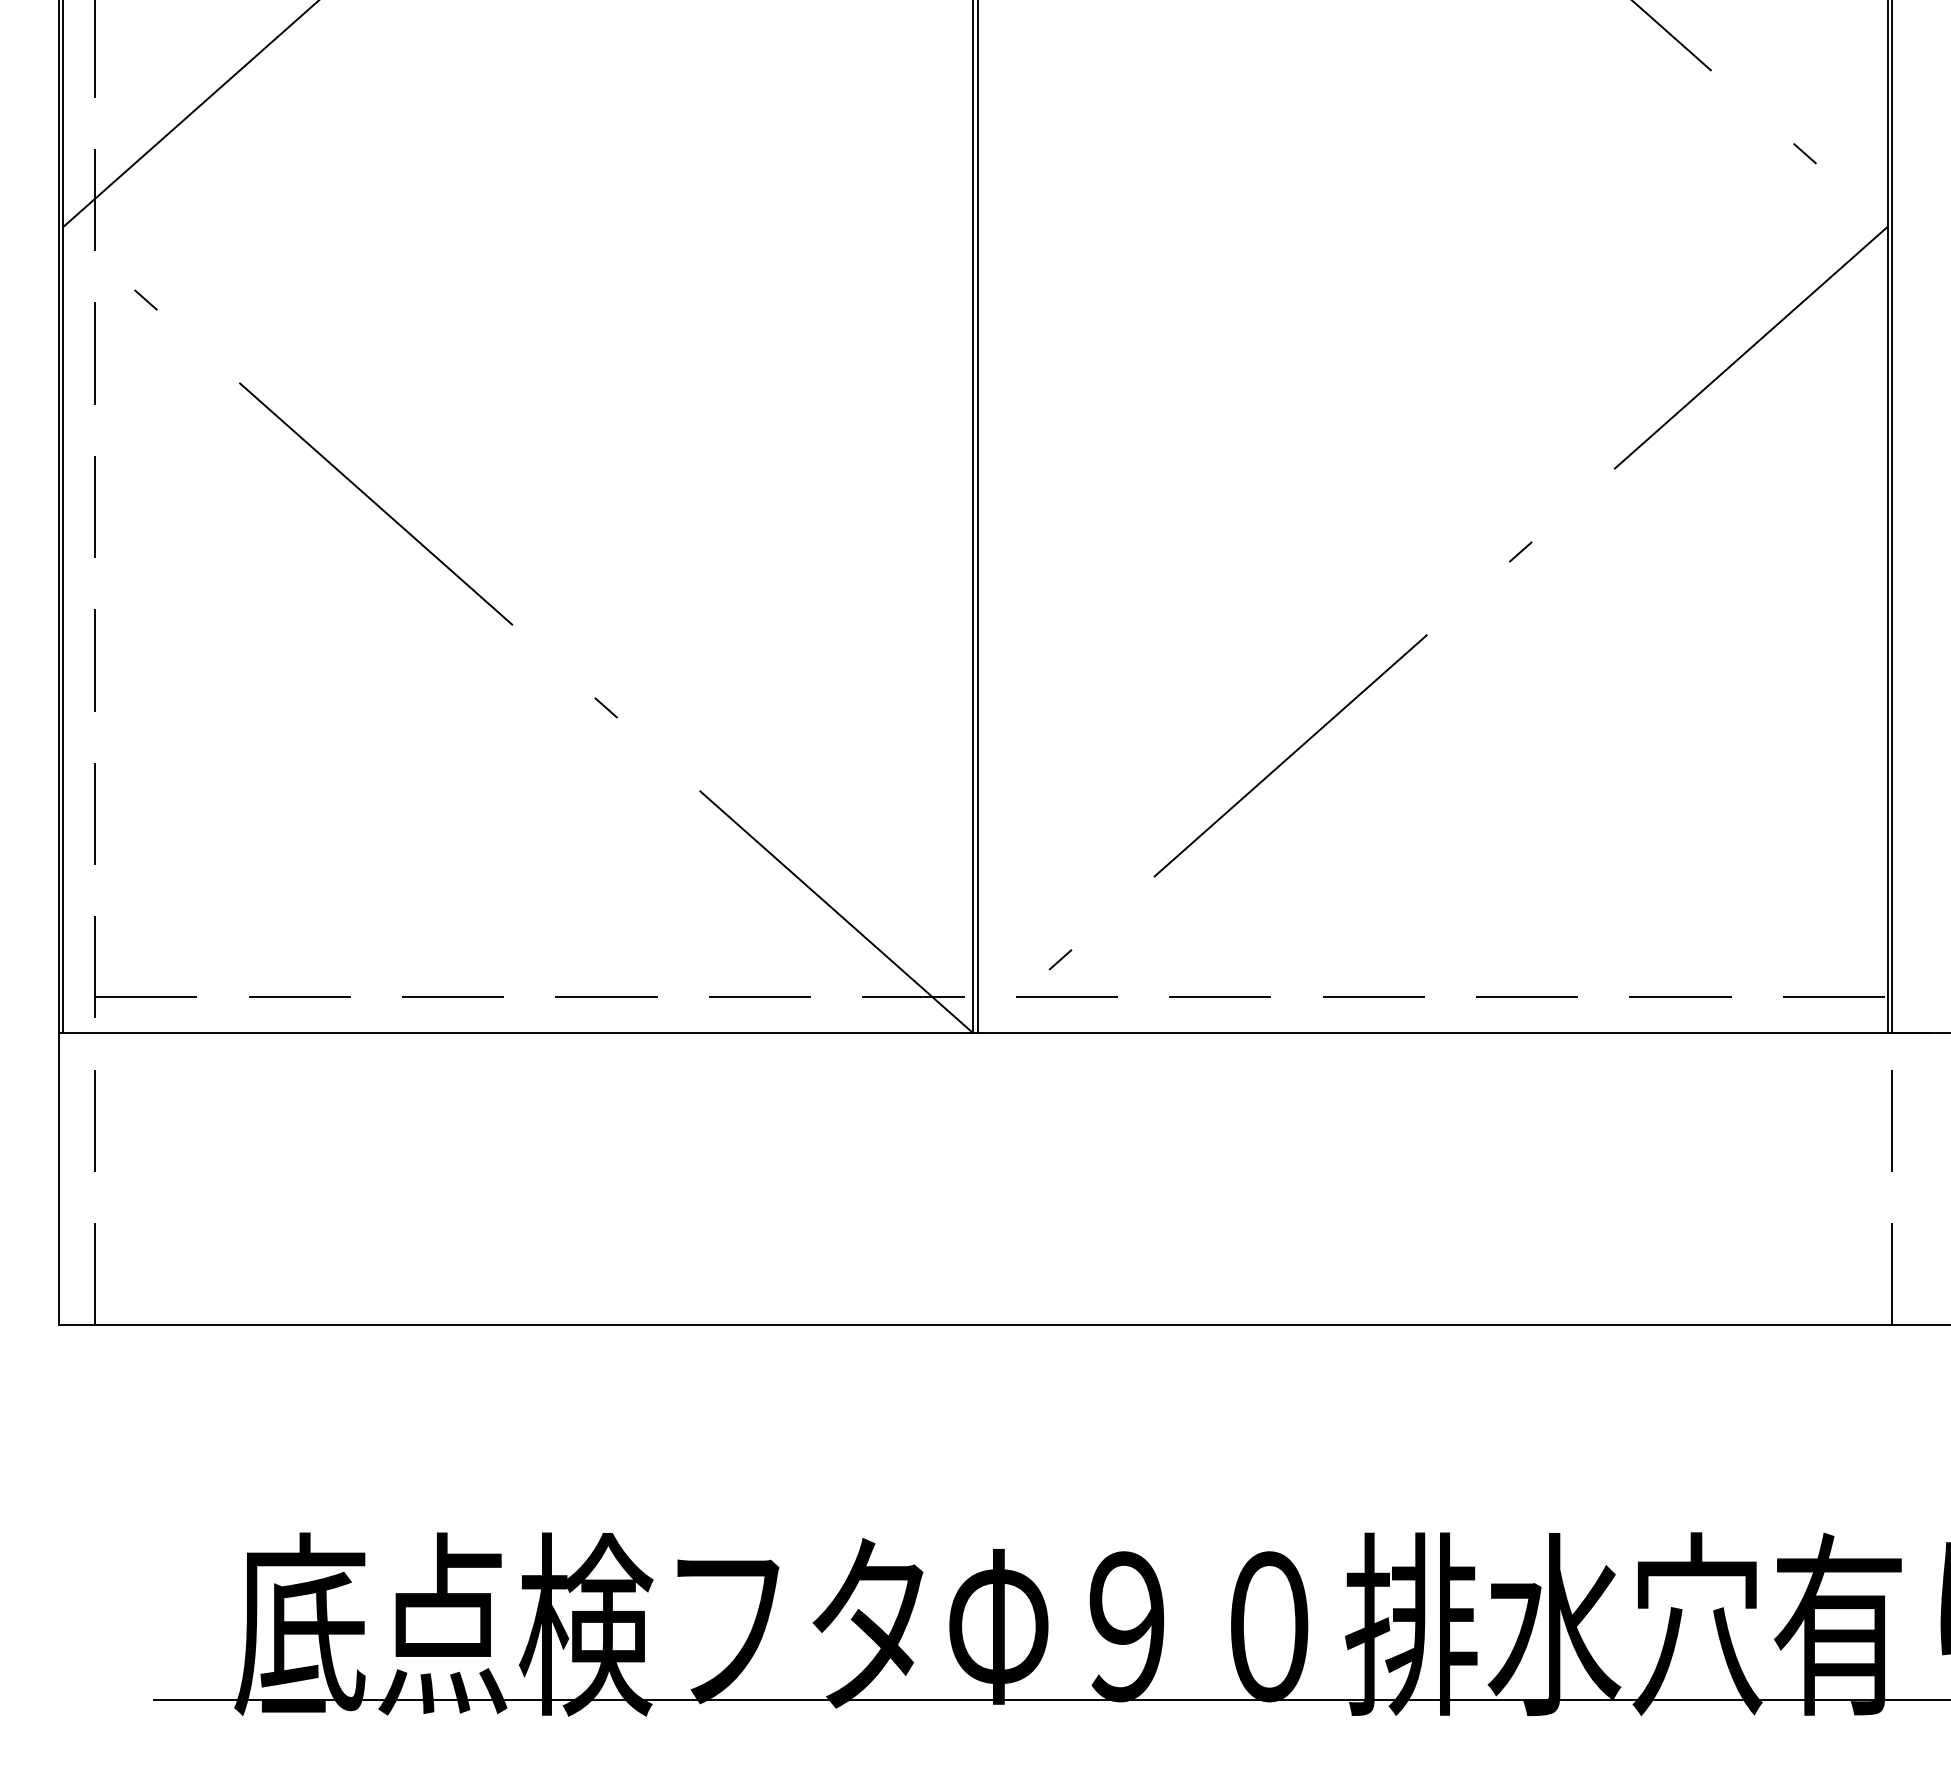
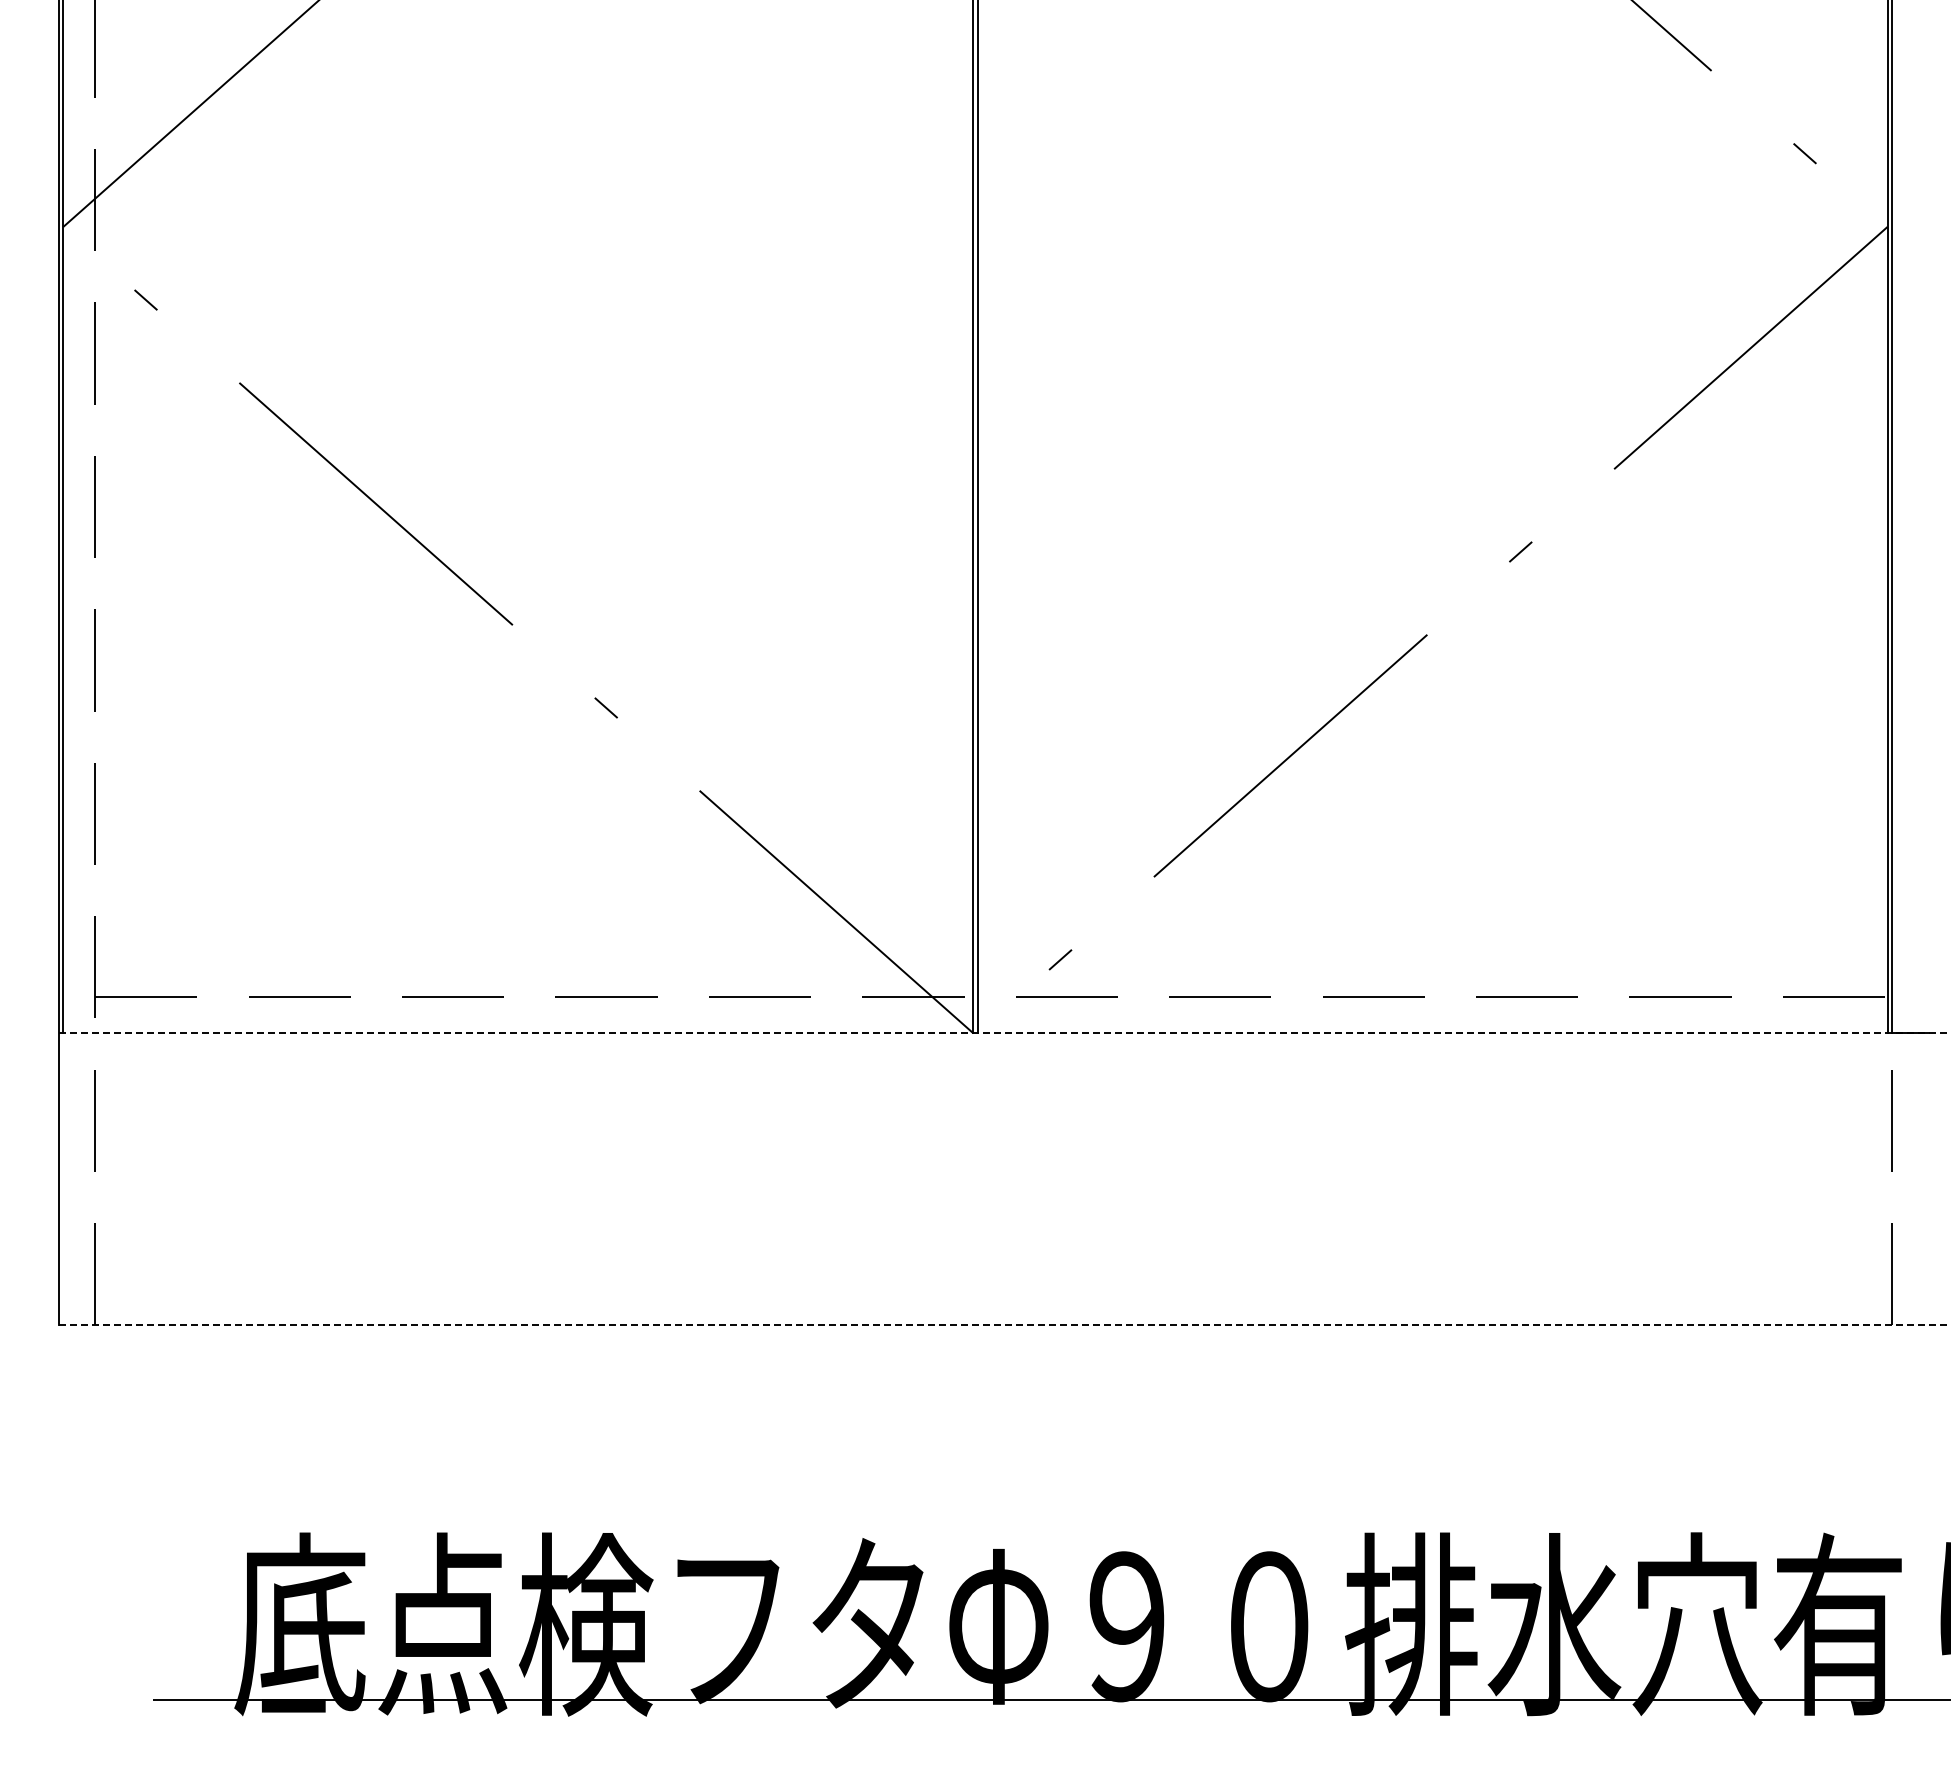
line: solid -> dashed (1004, 1033)
line: solid -> dashed (1004, 1325)
